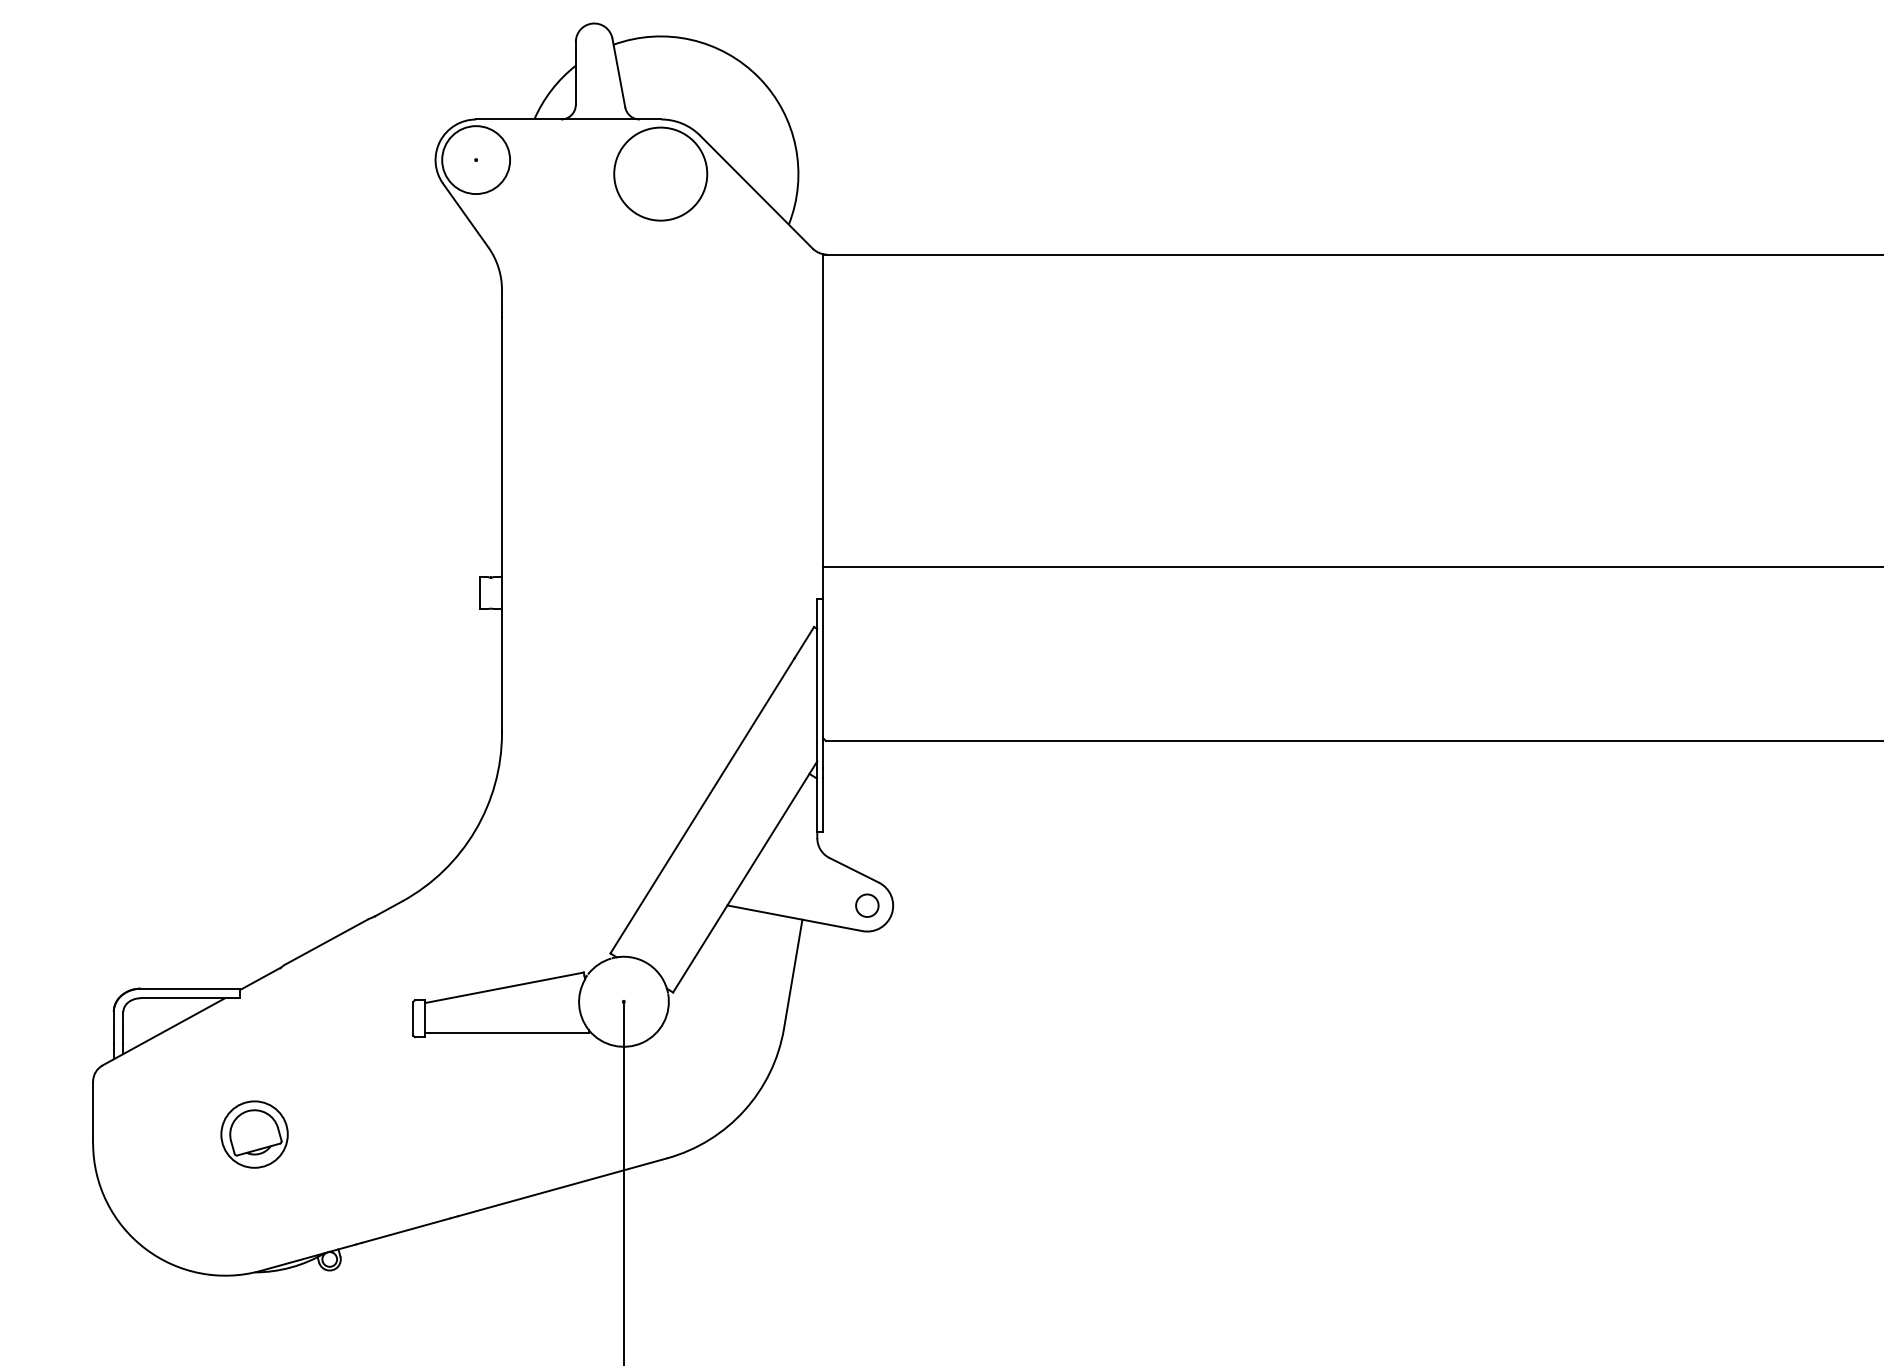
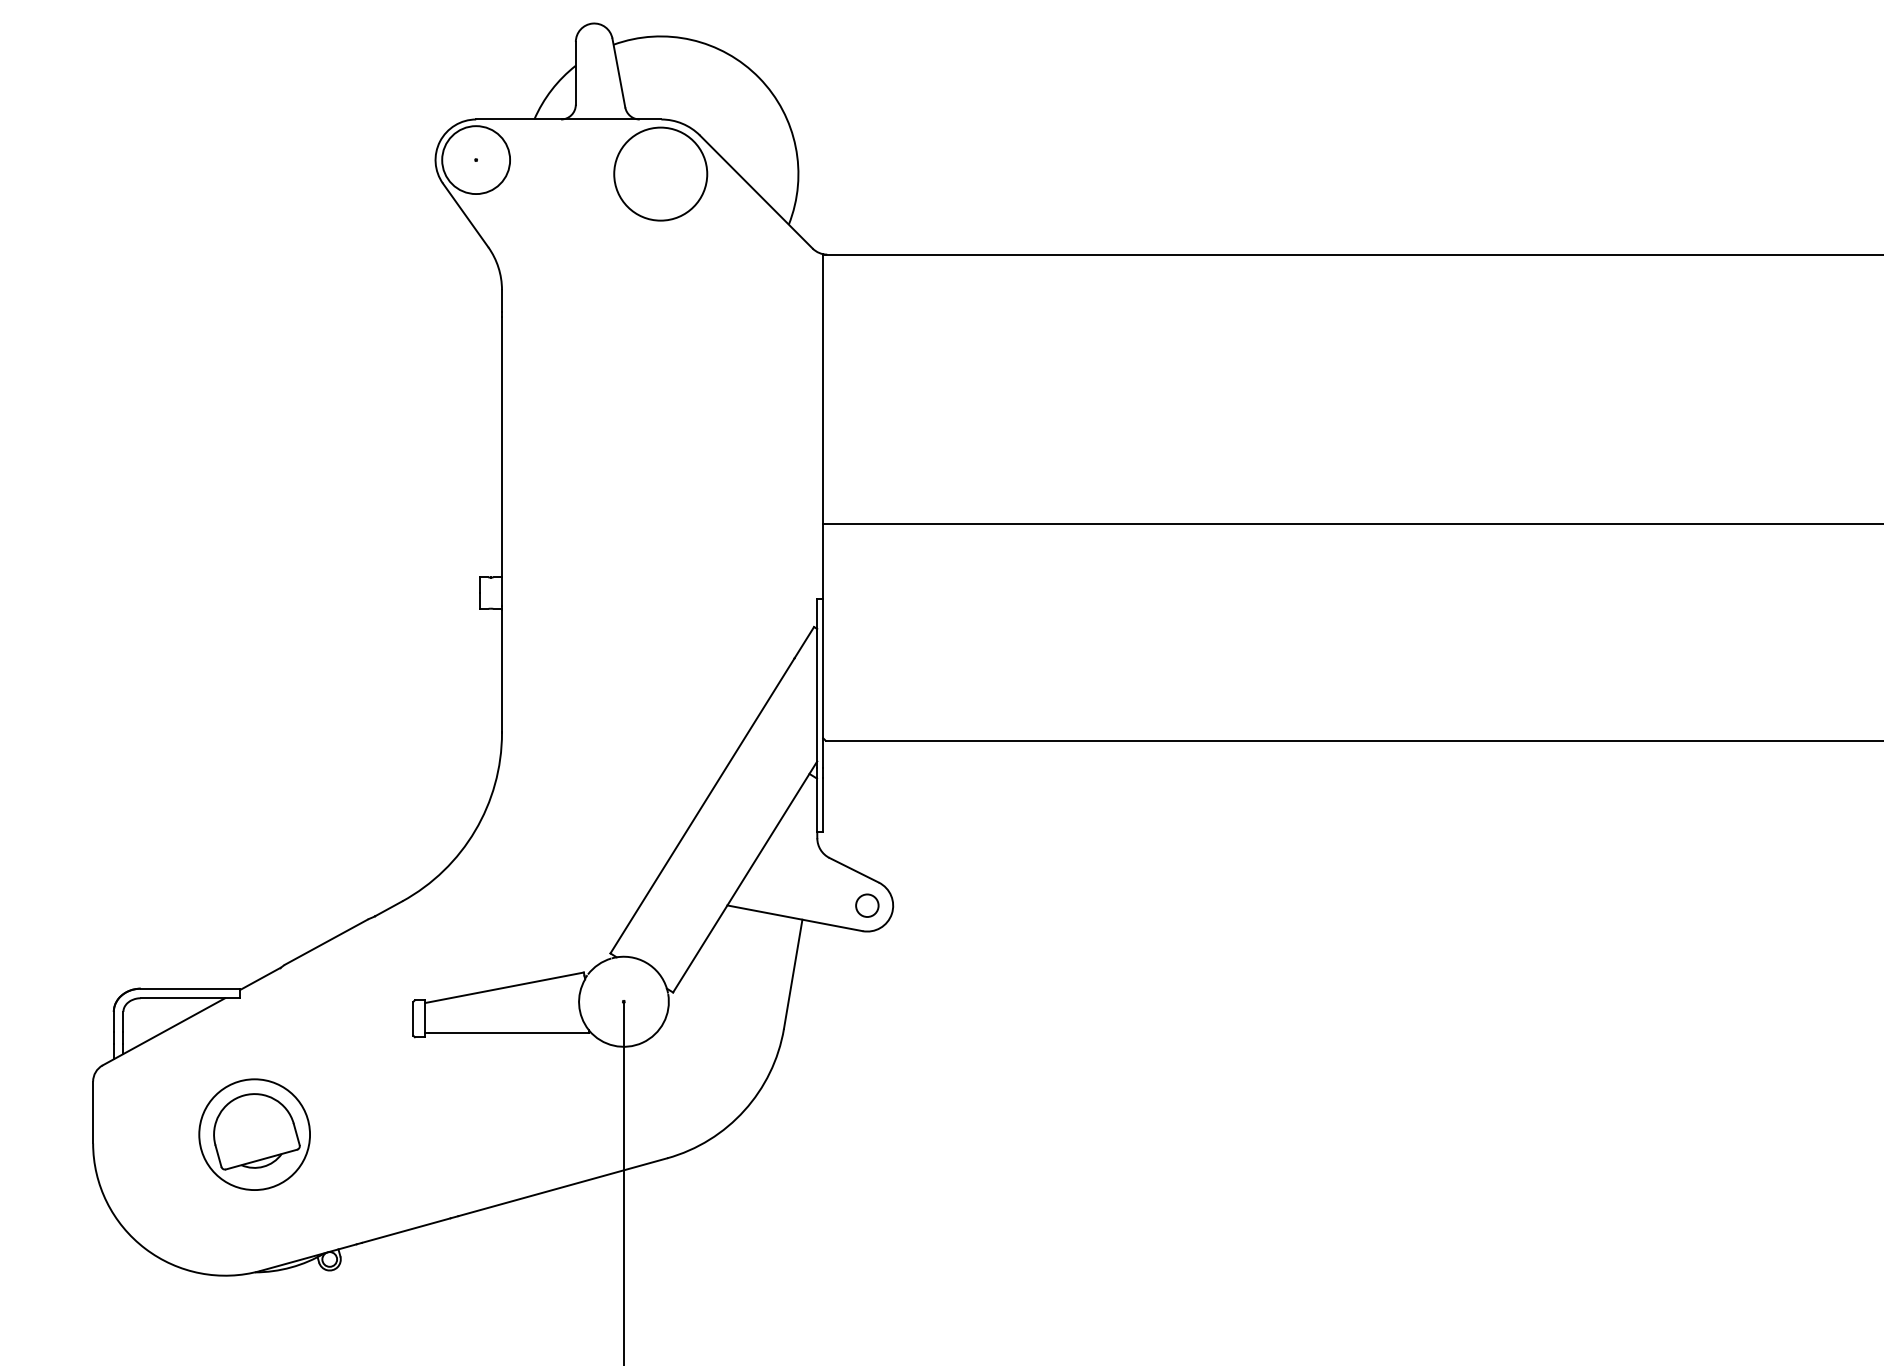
line position: (1351, 566) -> (1351, 523) (1351, 523)
part size: 69x69 px -> 113x113 px (254, 1134)
